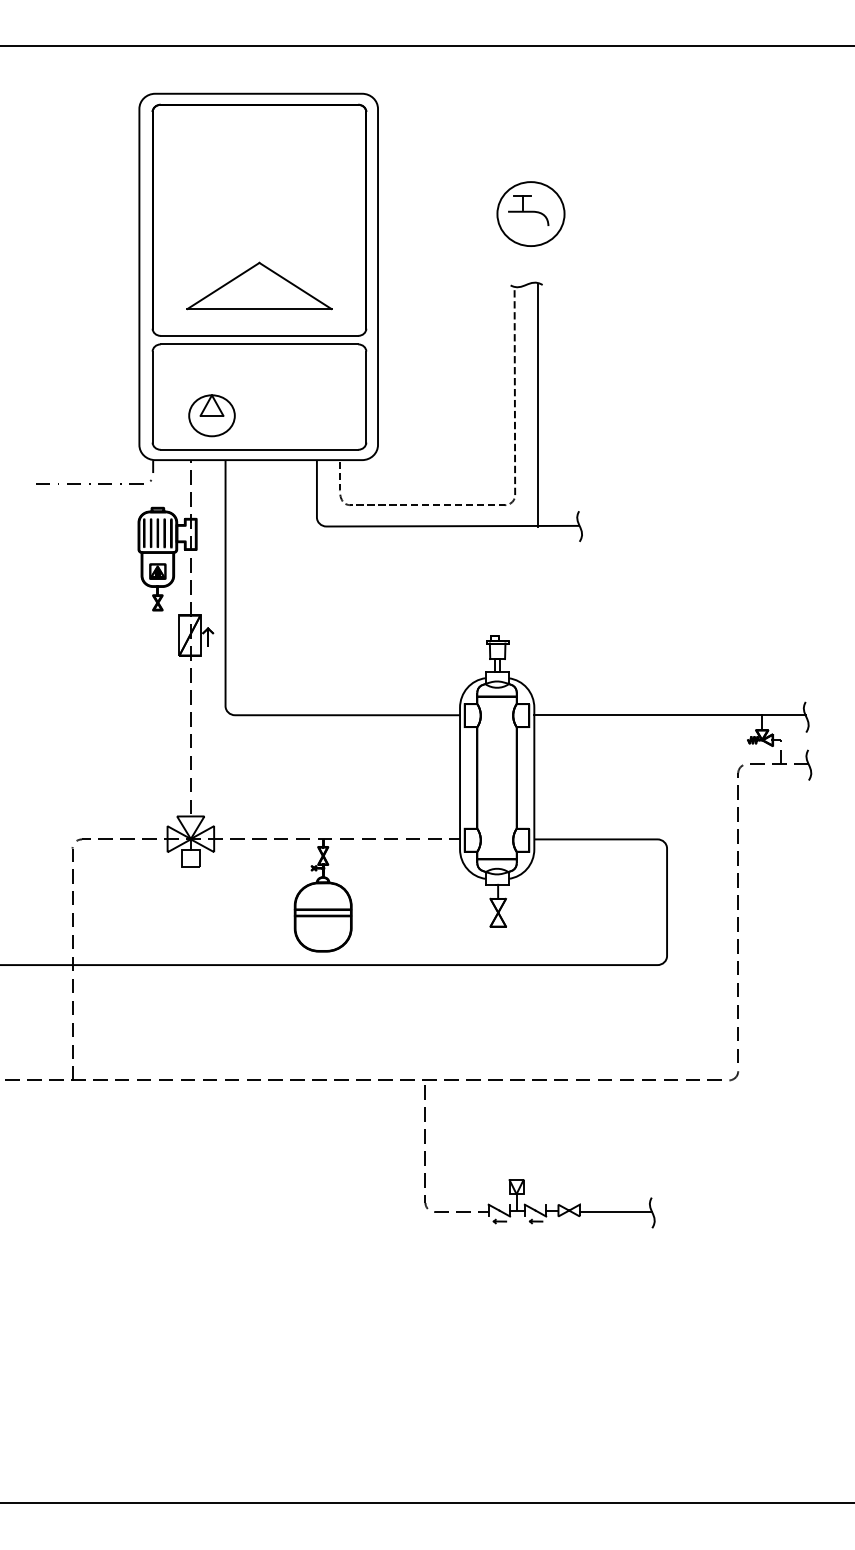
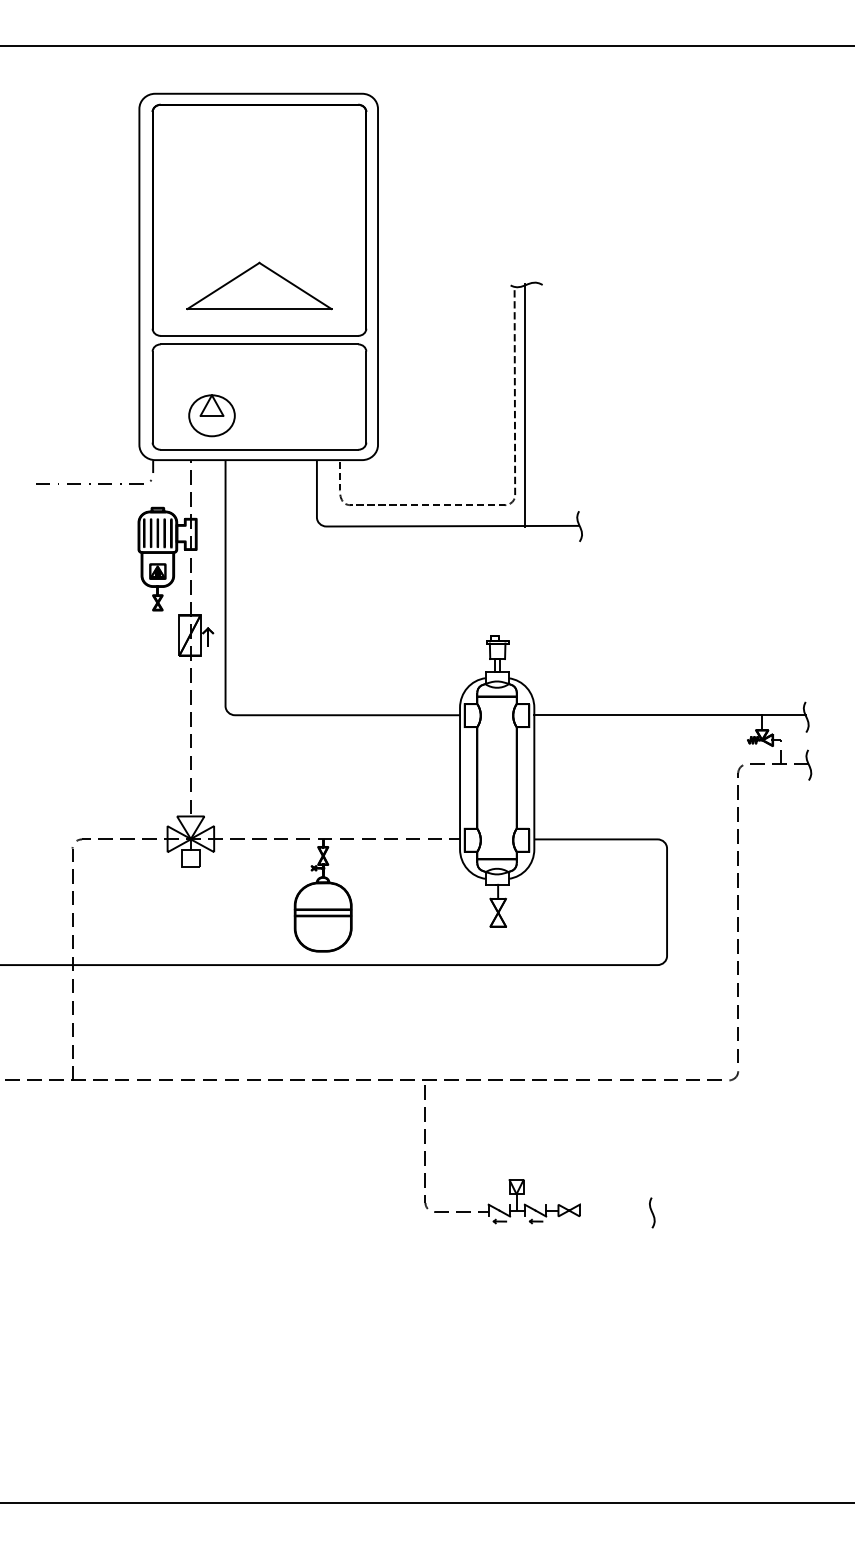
part: present -> none (530, 213)
line position: (537, 404) -> (524, 404) (524, 404)
line: present -> none (615, 1211)
